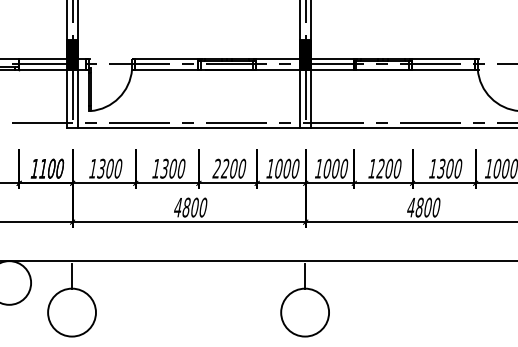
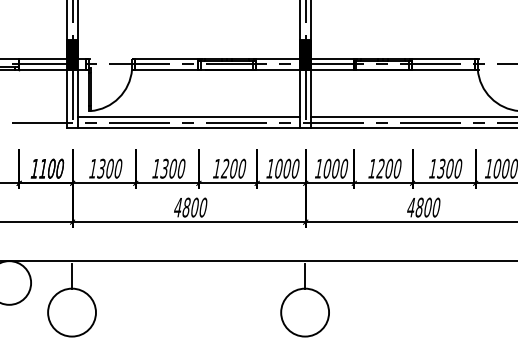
line: none -> present (188, 117)
line: none -> present (412, 117)
text: 2200 -> 1200 (216, 168)
